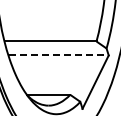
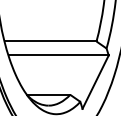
line: dashed -> solid (59, 55)
